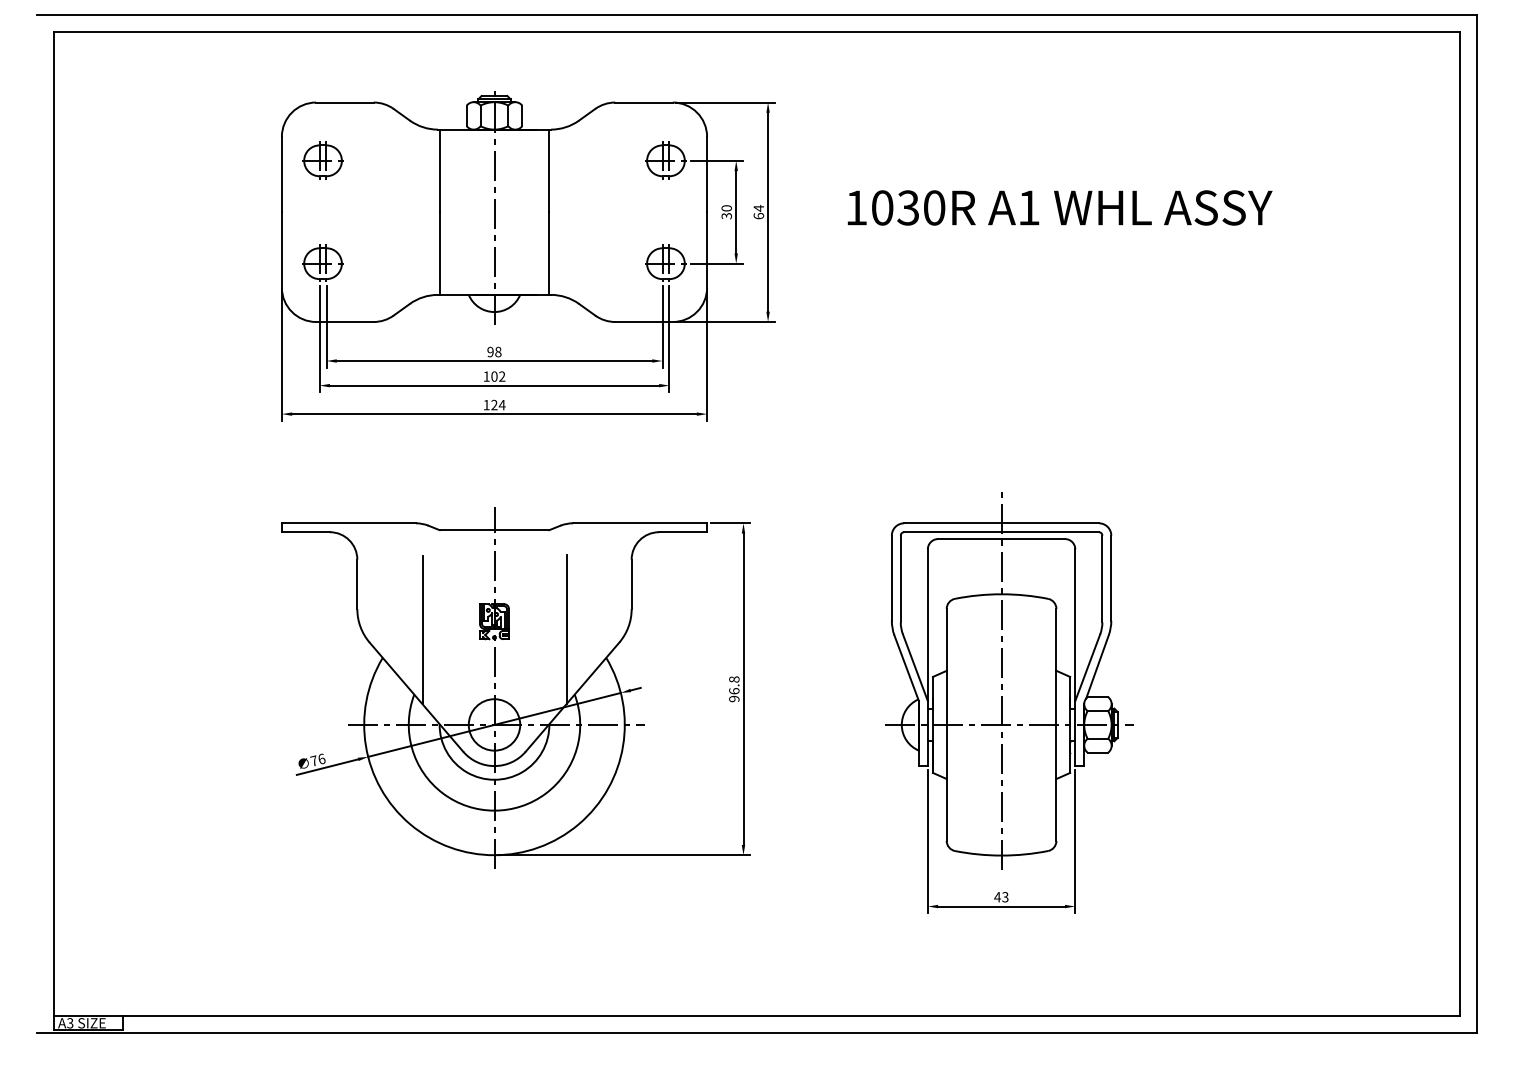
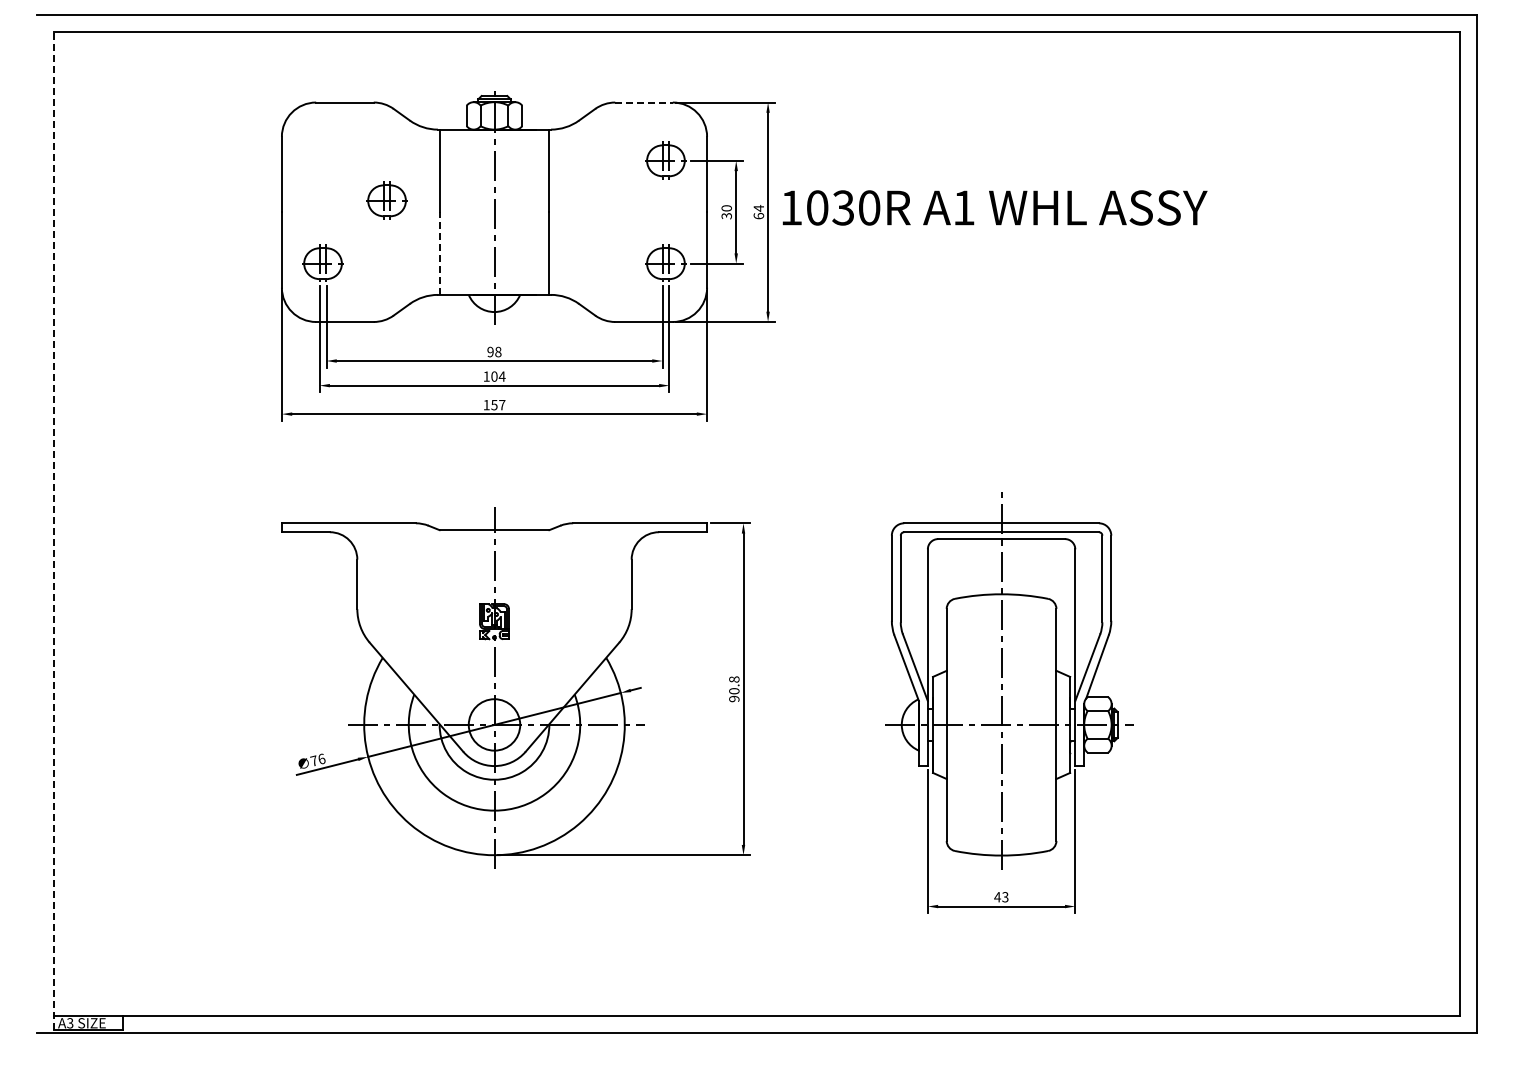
line: solid -> dashed (644, 102)
part position: (322, 160) -> (386, 200) (386, 200)
text position: (1059, 207) -> (994, 207) (994, 207)
line: solid -> dashed (439, 253)
text: 102 -> 104 (501, 376)
text: 124 -> 157 (498, 404)
line: solid -> dashed (54, 530)
line: present -> none (566, 629)
line: present -> none (422, 630)
text: 96.8 -> 90.8 (734, 691)
